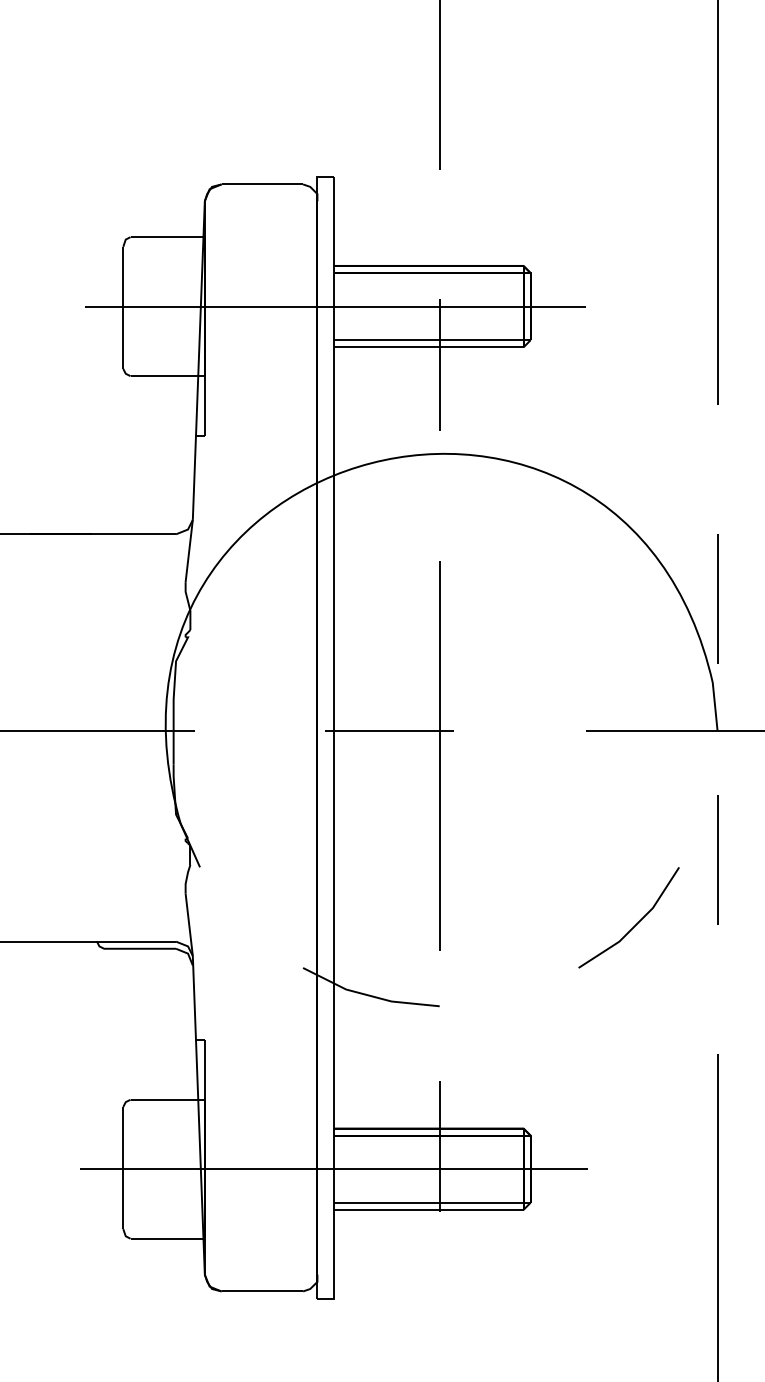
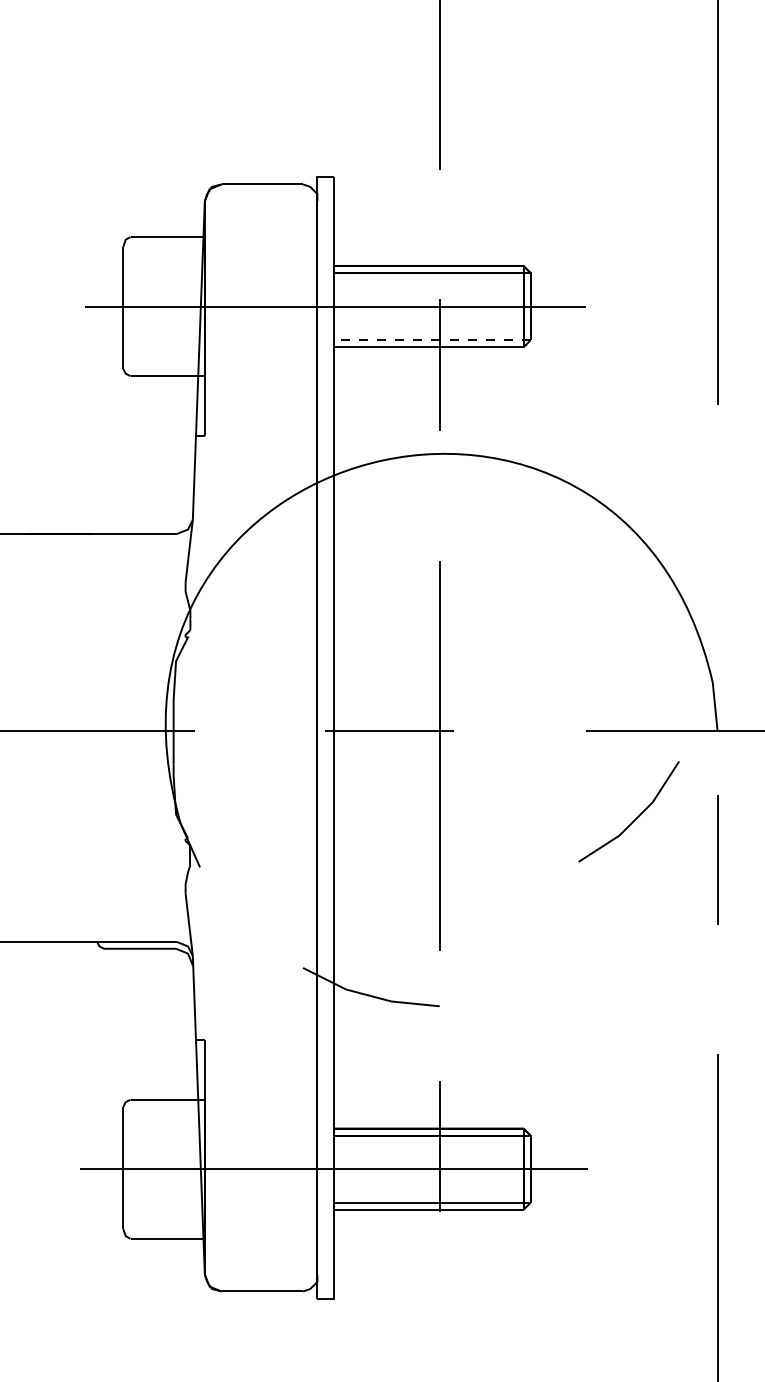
line: solid -> dashed (431, 340)
line: present -> none (717, 598)
line position: (635, 924) -> (635, 818) (635, 818)
